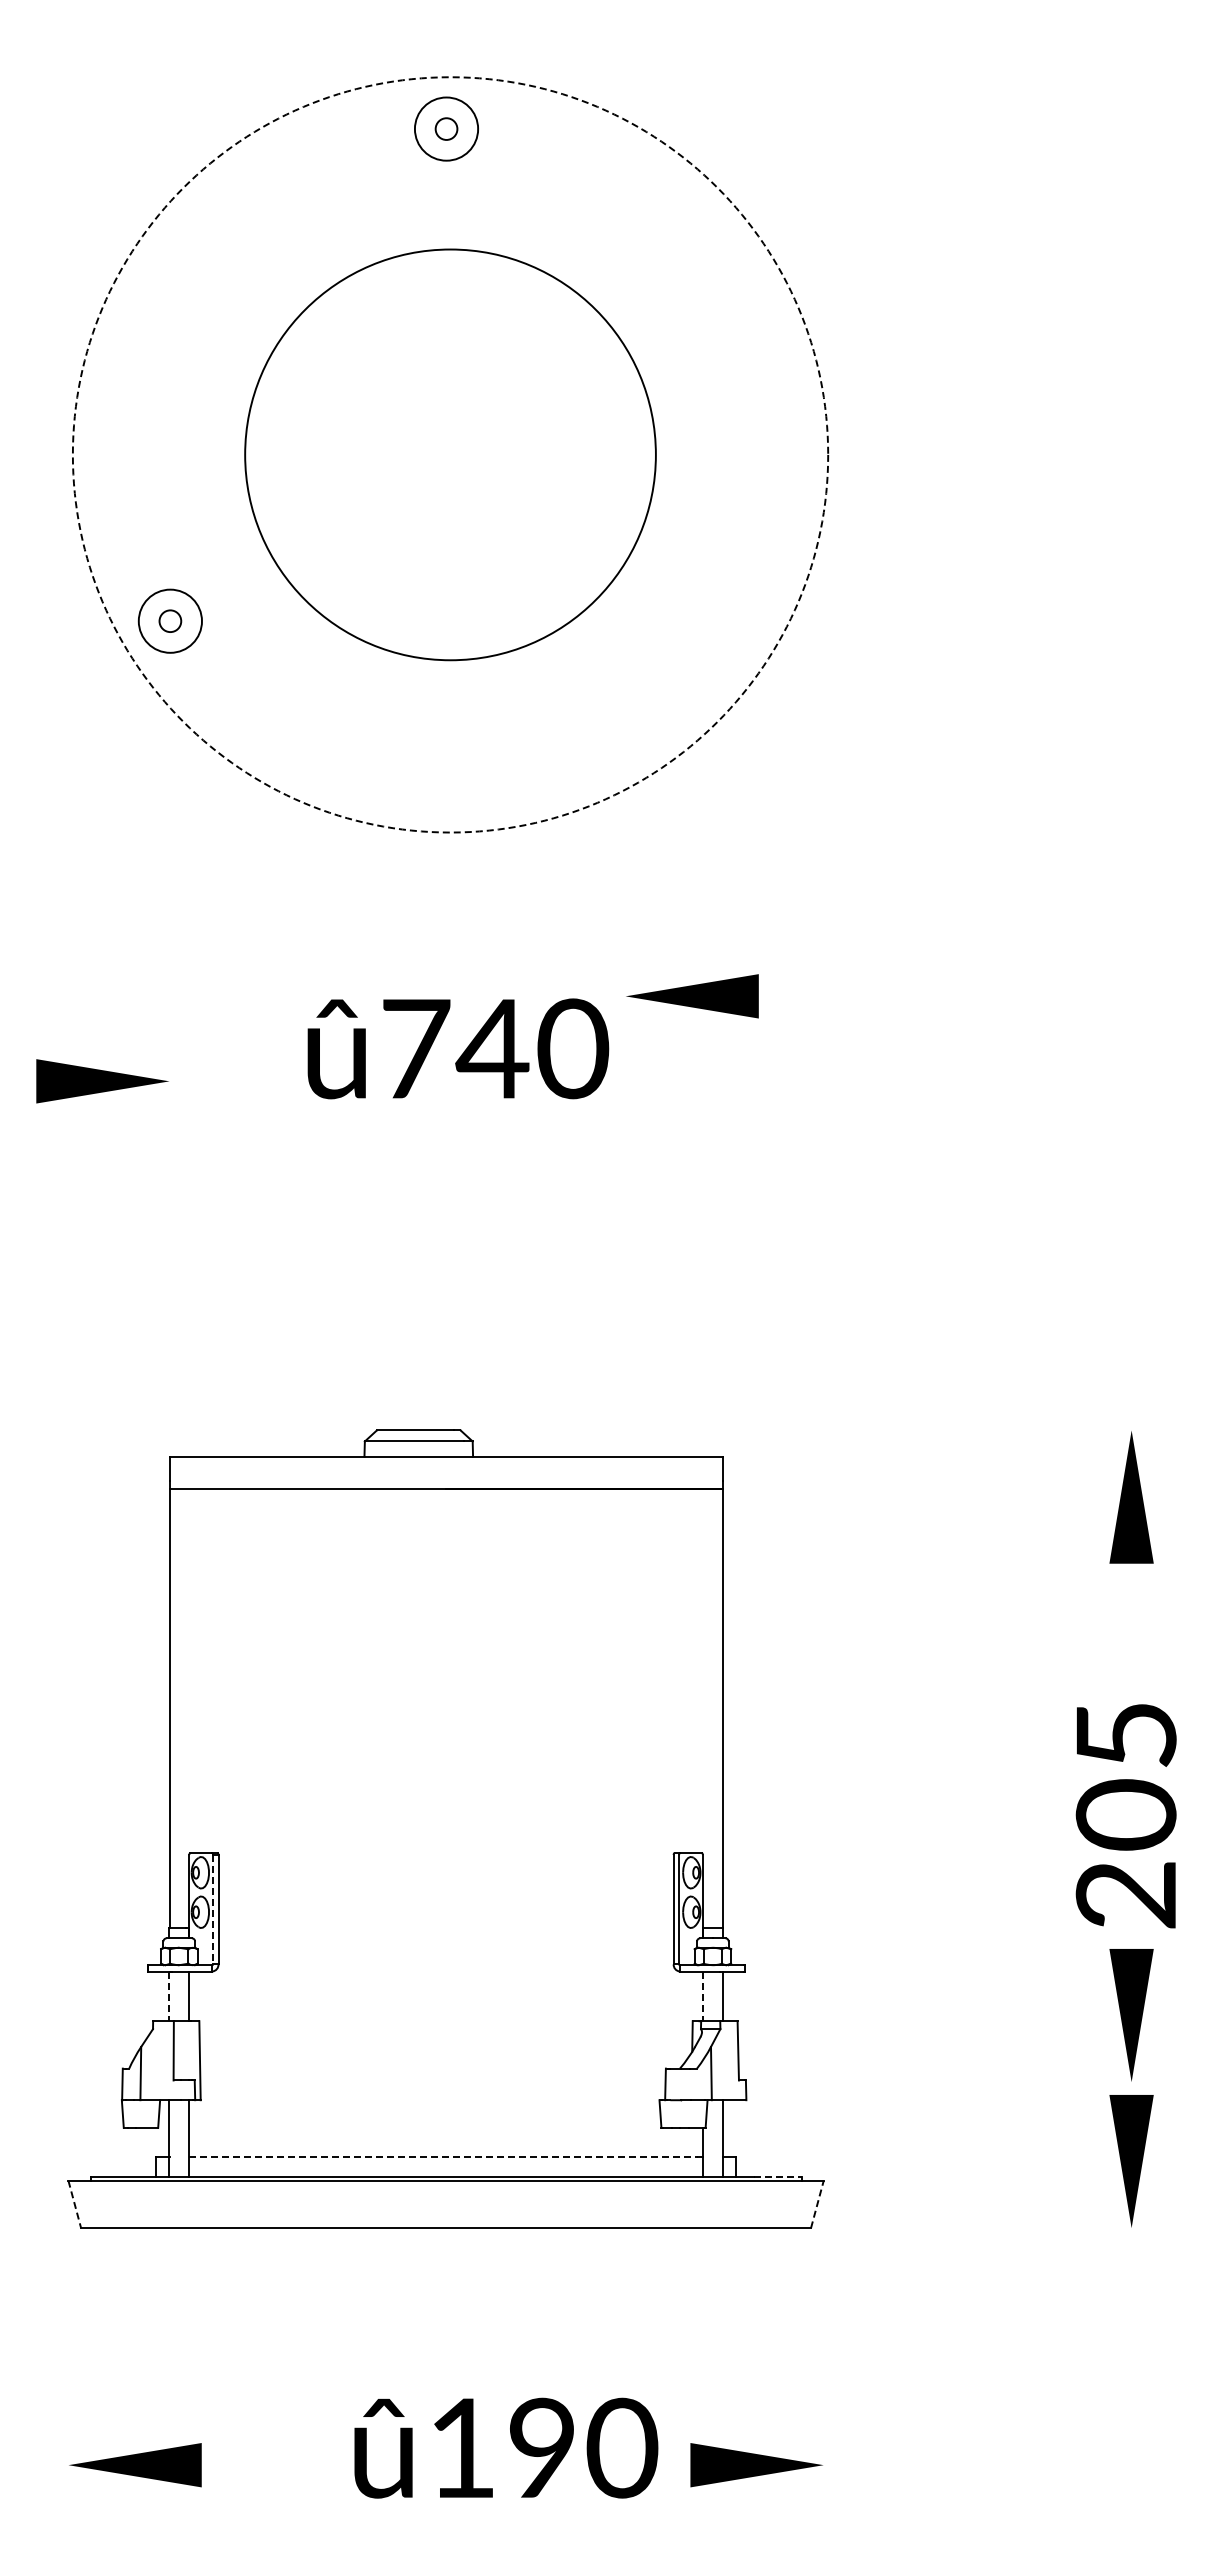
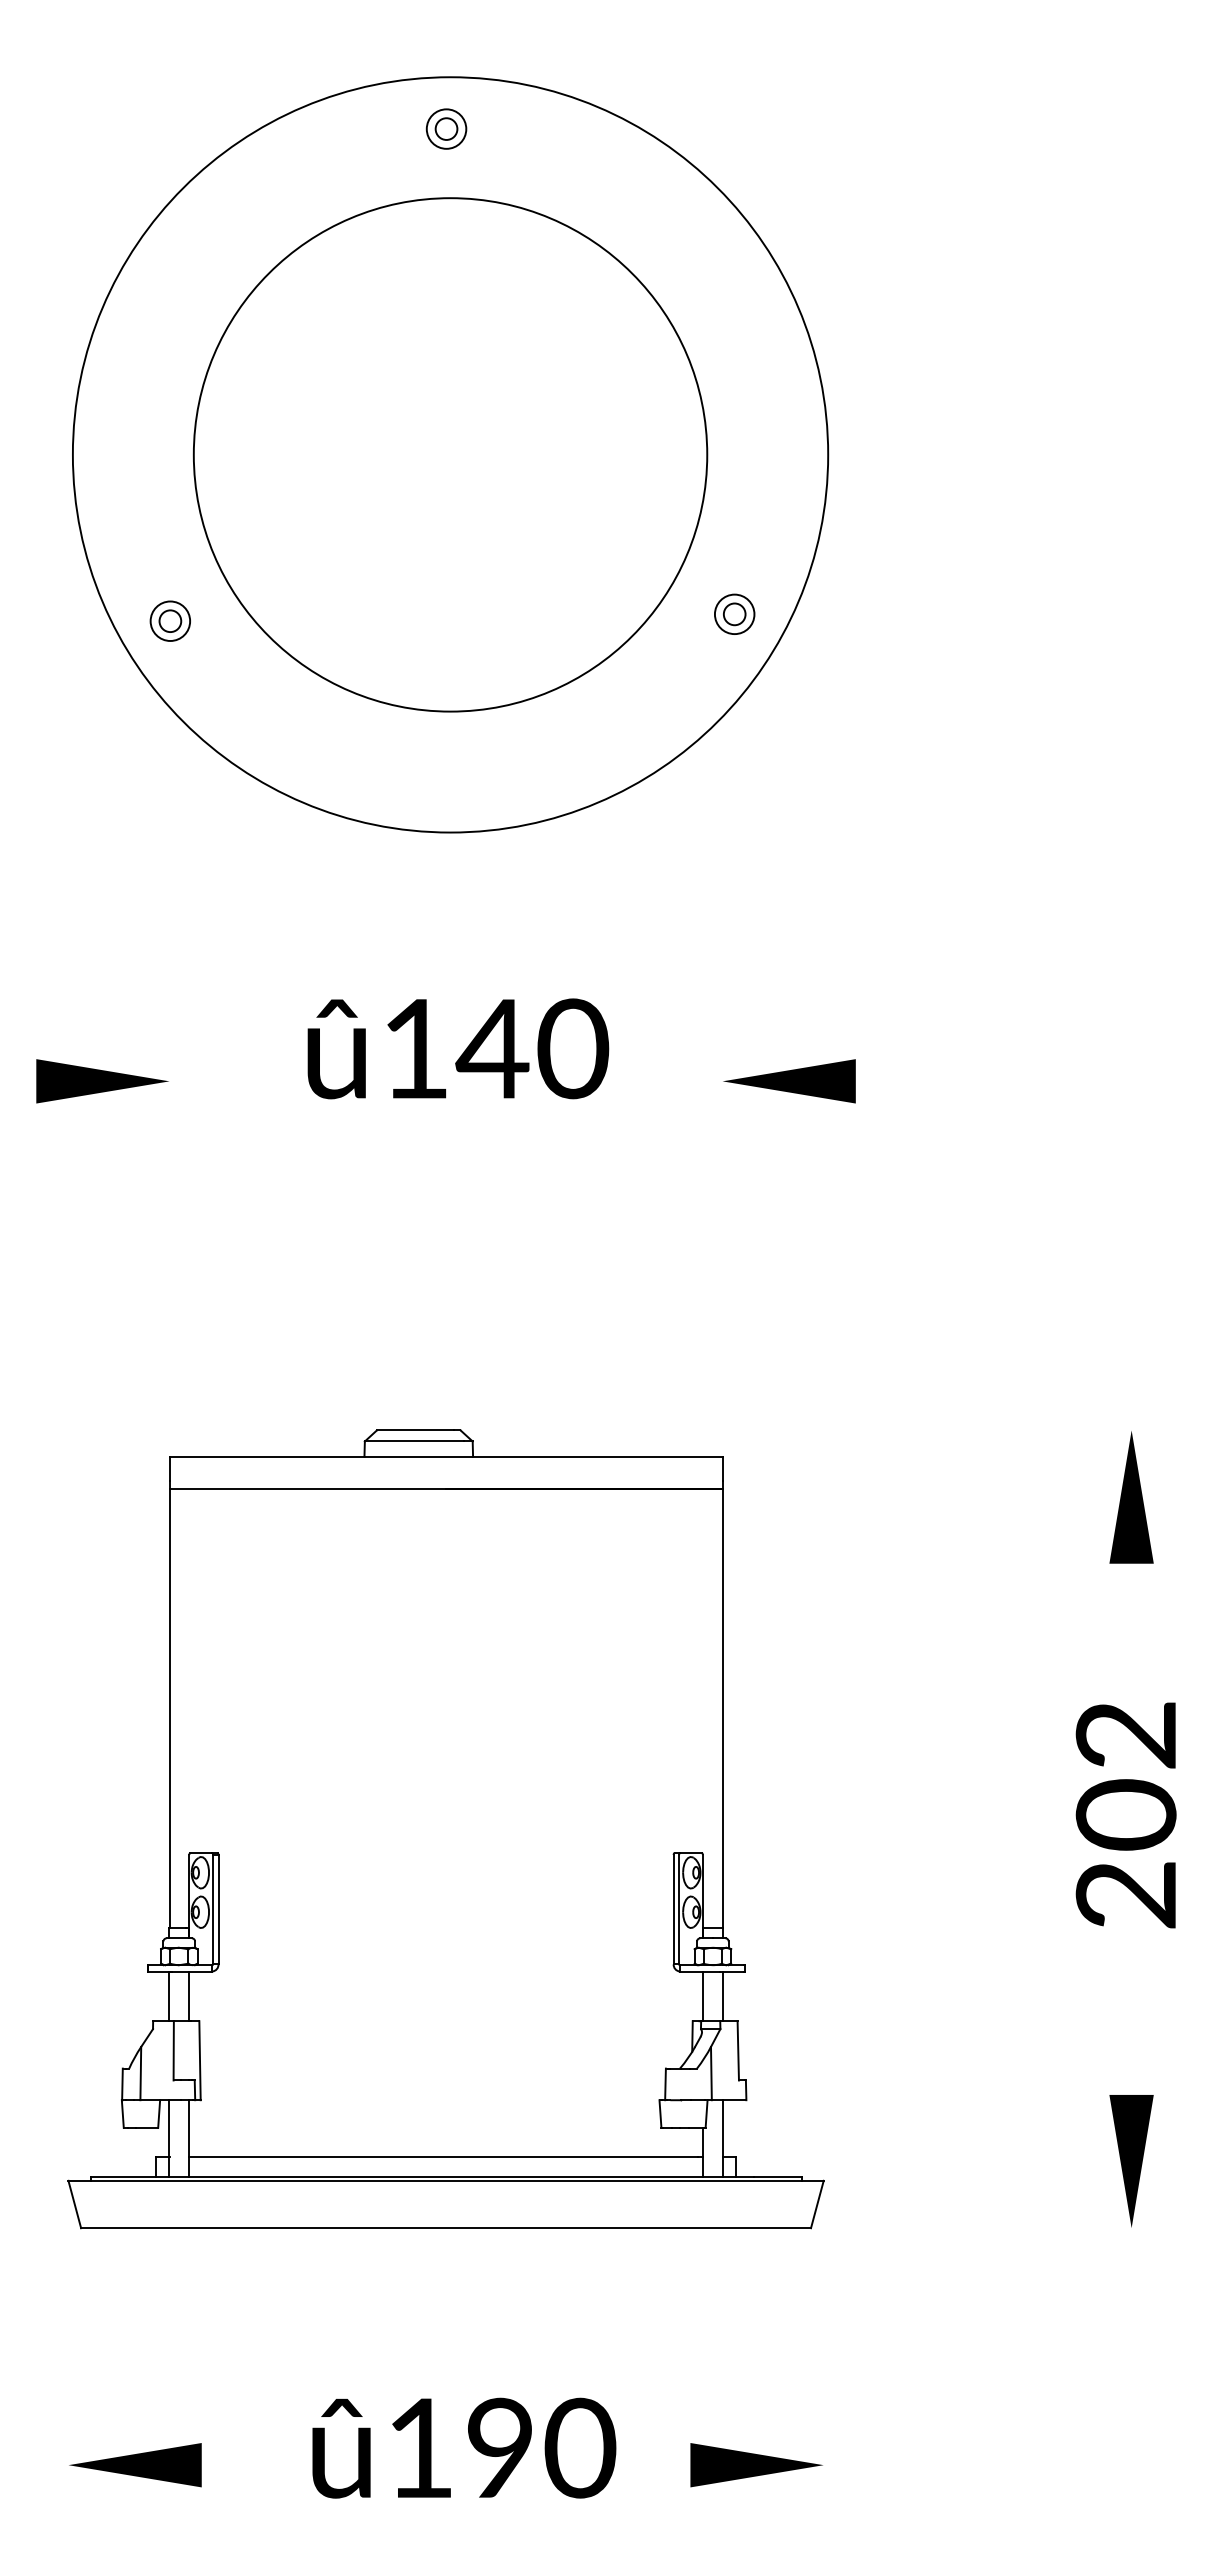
circle diameter: 63 px -> 39 px (446, 128)
circle diameter: 411 px -> 513 px (450, 454)
circle: dashed -> solid (450, 454)
part: none -> present (734, 613)
circle diameter: 63 px -> 39 px (170, 621)
part position: (692, 996) -> (789, 1081) (789, 1081)
text: 7 -> 1 (416, 1048)
text: 205 -> 202 (1125, 1735)
line: dashed -> solid (213, 1909)
line: dashed -> solid (169, 1996)
line: dashed -> solid (702, 1996)
part: present -> none (1131, 2015)
line: dashed -> solid (443, 2157)
line: dashed -> solid (777, 2176)
line: dashed -> solid (74, 2204)
line: dashed -> solid (817, 2204)
text position: (506, 2447) -> (464, 2447) (464, 2447)
